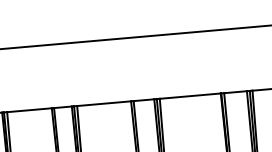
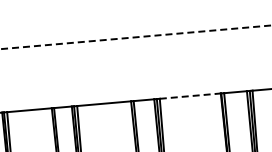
line: solid -> dashed (136, 37)
line: solid -> dashed (190, 96)
